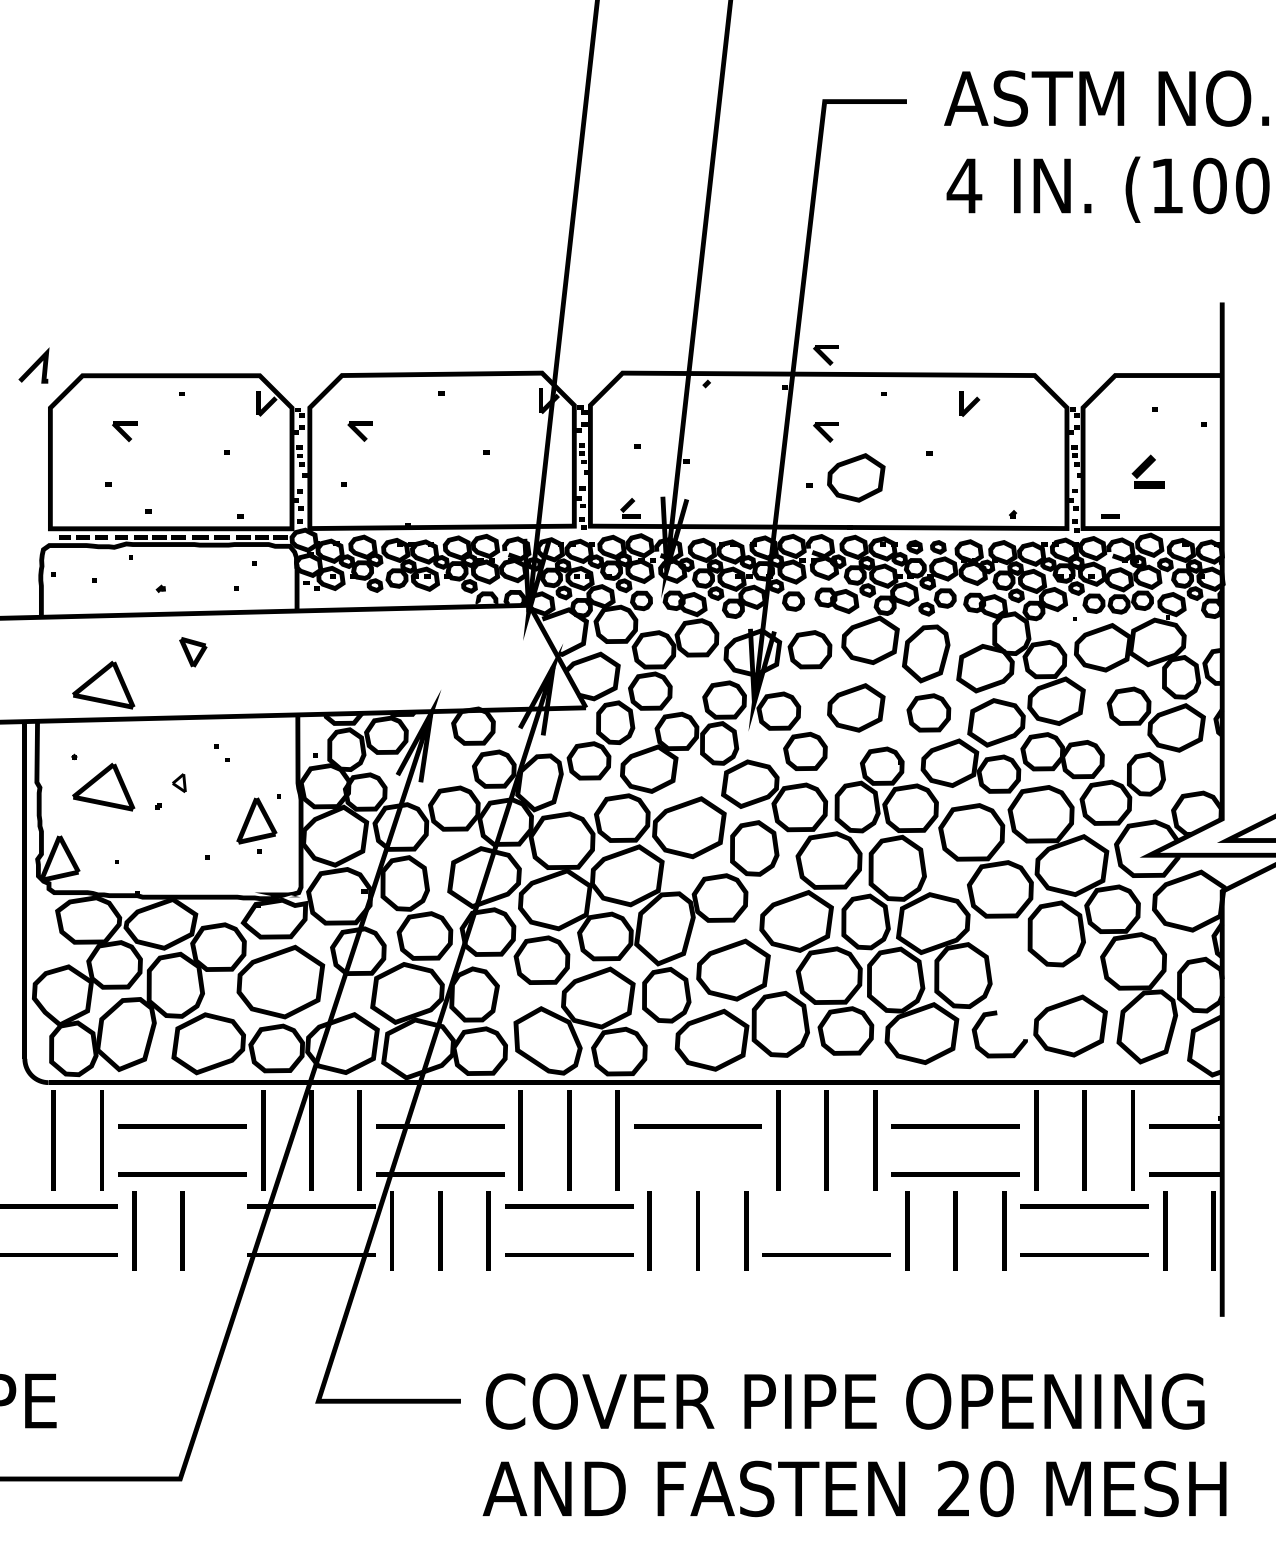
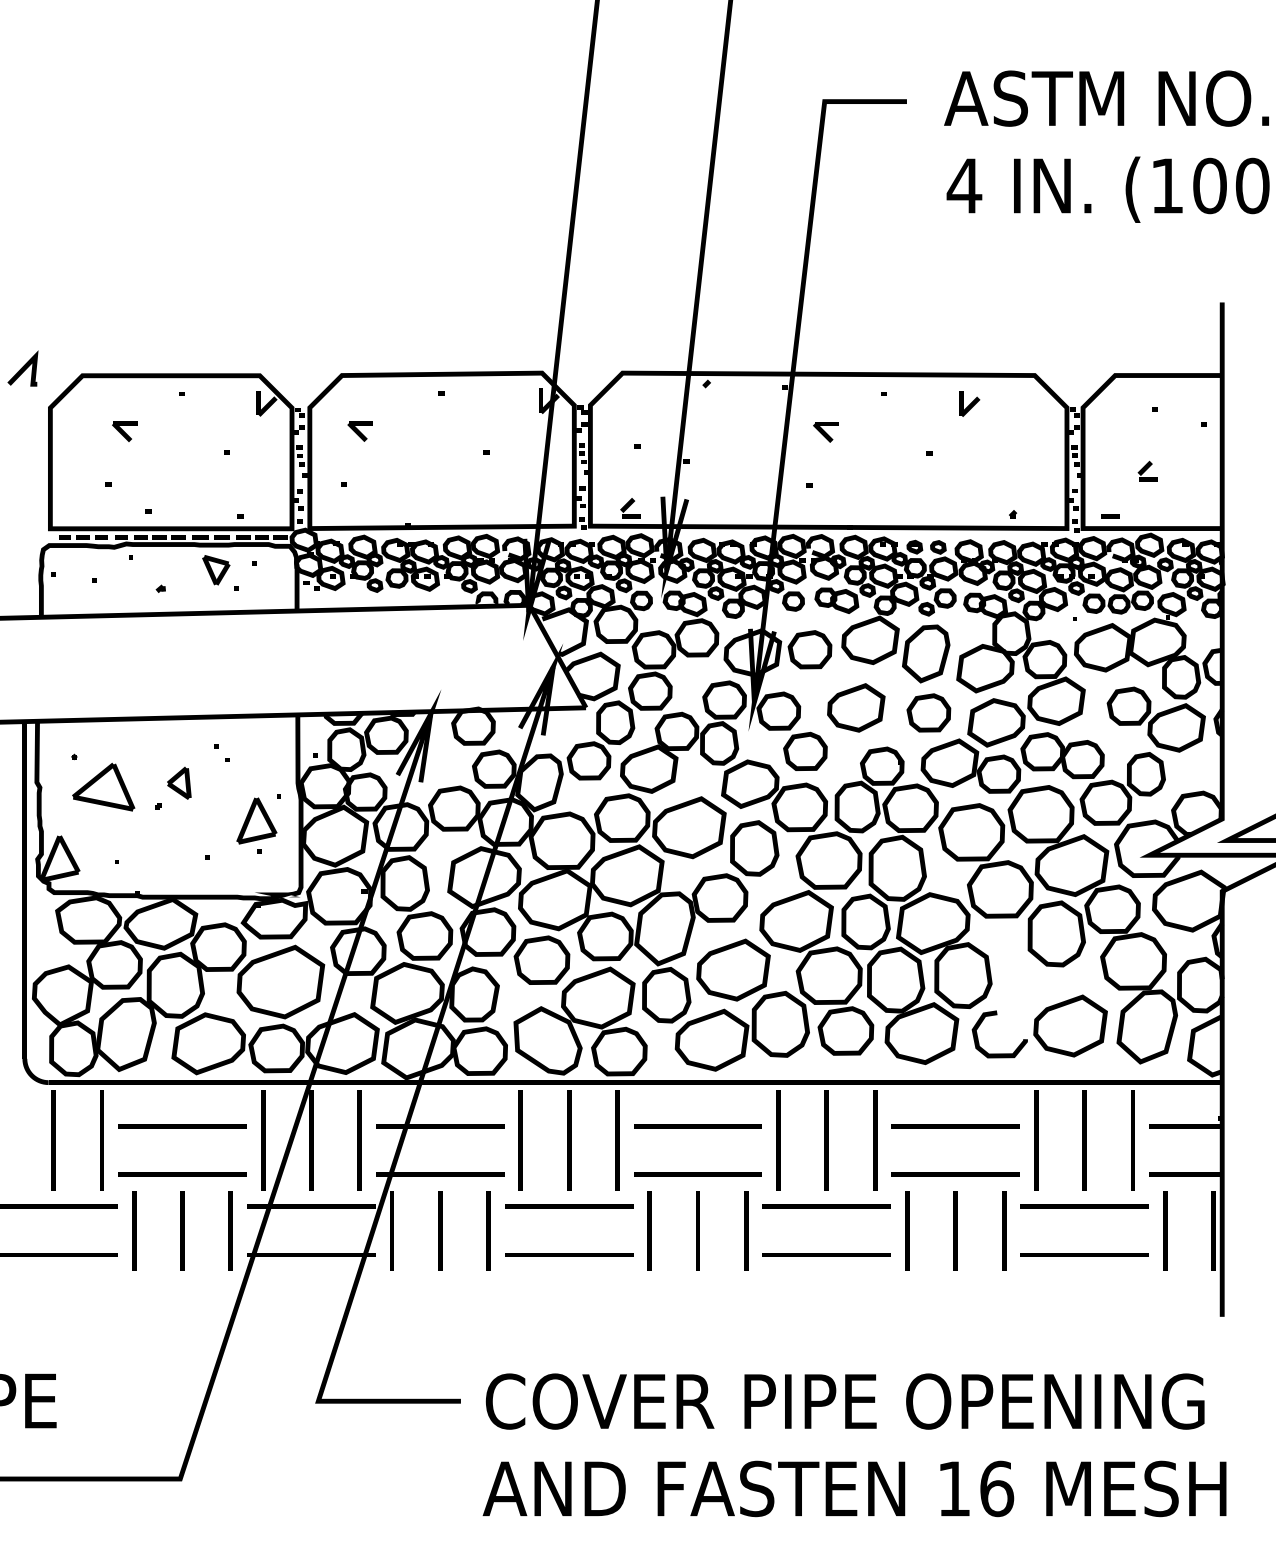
part: present -> none (825, 355)
line position: (33, 365) -> (22, 368) (22, 368)
part size: 34x35 px -> 21x22 px (1147, 470)
part: present -> none (856, 477)
part position: (193, 652) -> (216, 570) (216, 570)
part: present -> none (103, 684)
part size: 15x20 px -> 25x34 px (179, 782)
line: none -> present (697, 1174)
line: none -> present (826, 1206)
line: none -> present (230, 1230)
text: 20 -> 16 (976, 1488)
